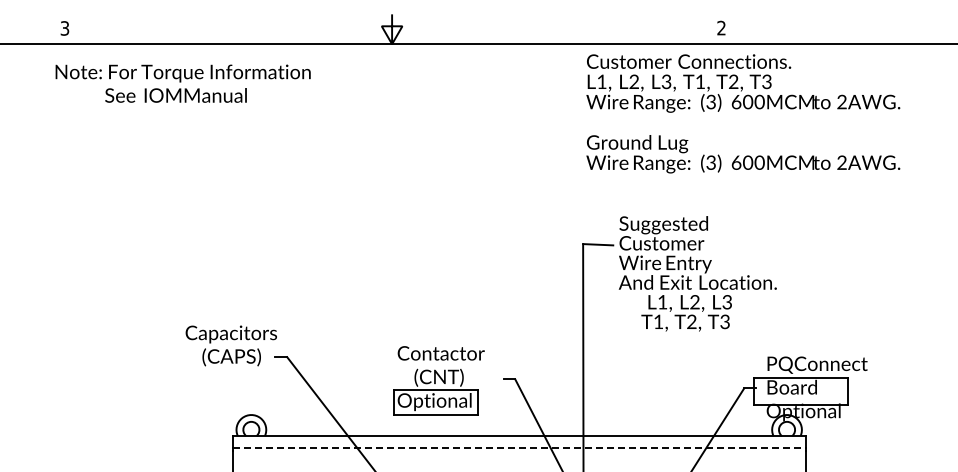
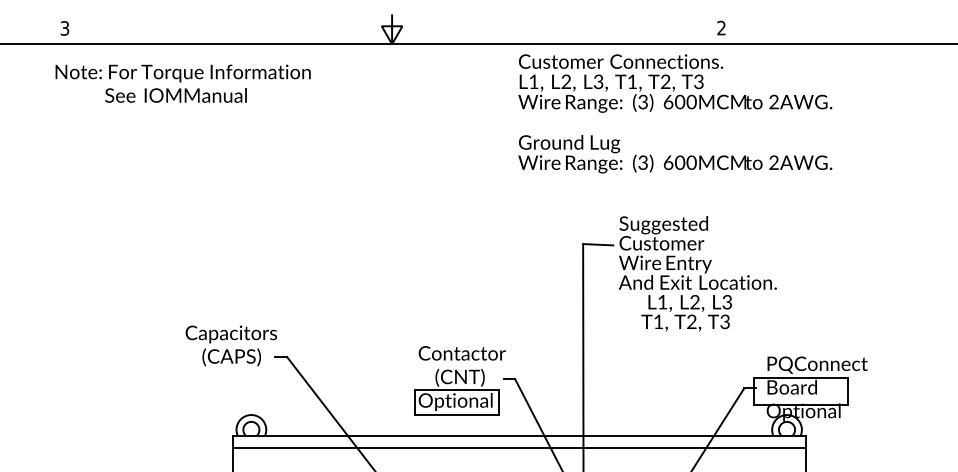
text position: (743, 113) -> (675, 113) (675, 113)
part position: (438, 380) -> (459, 380) (459, 380)
line: dashed -> solid (520, 448)
